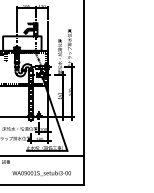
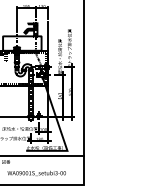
text position: (41, 172) -> (36, 172) (36, 172)
